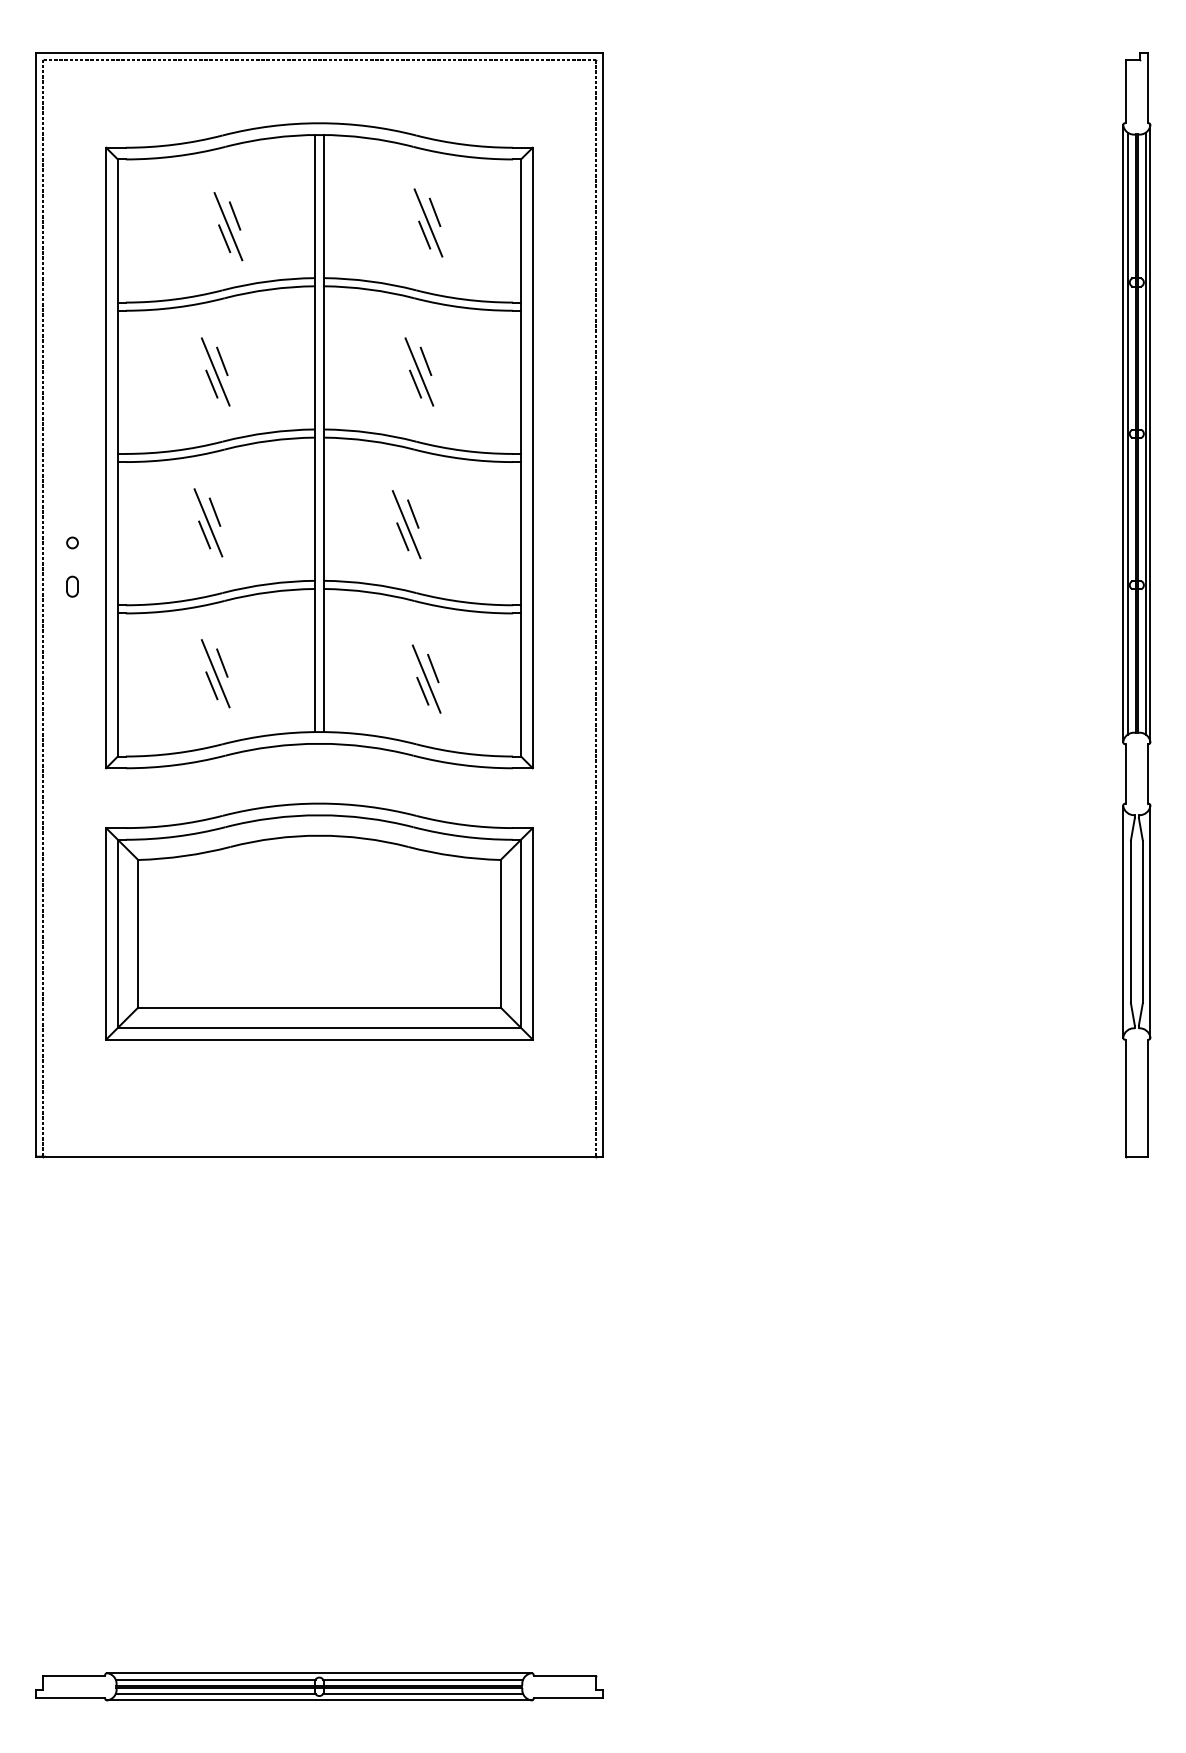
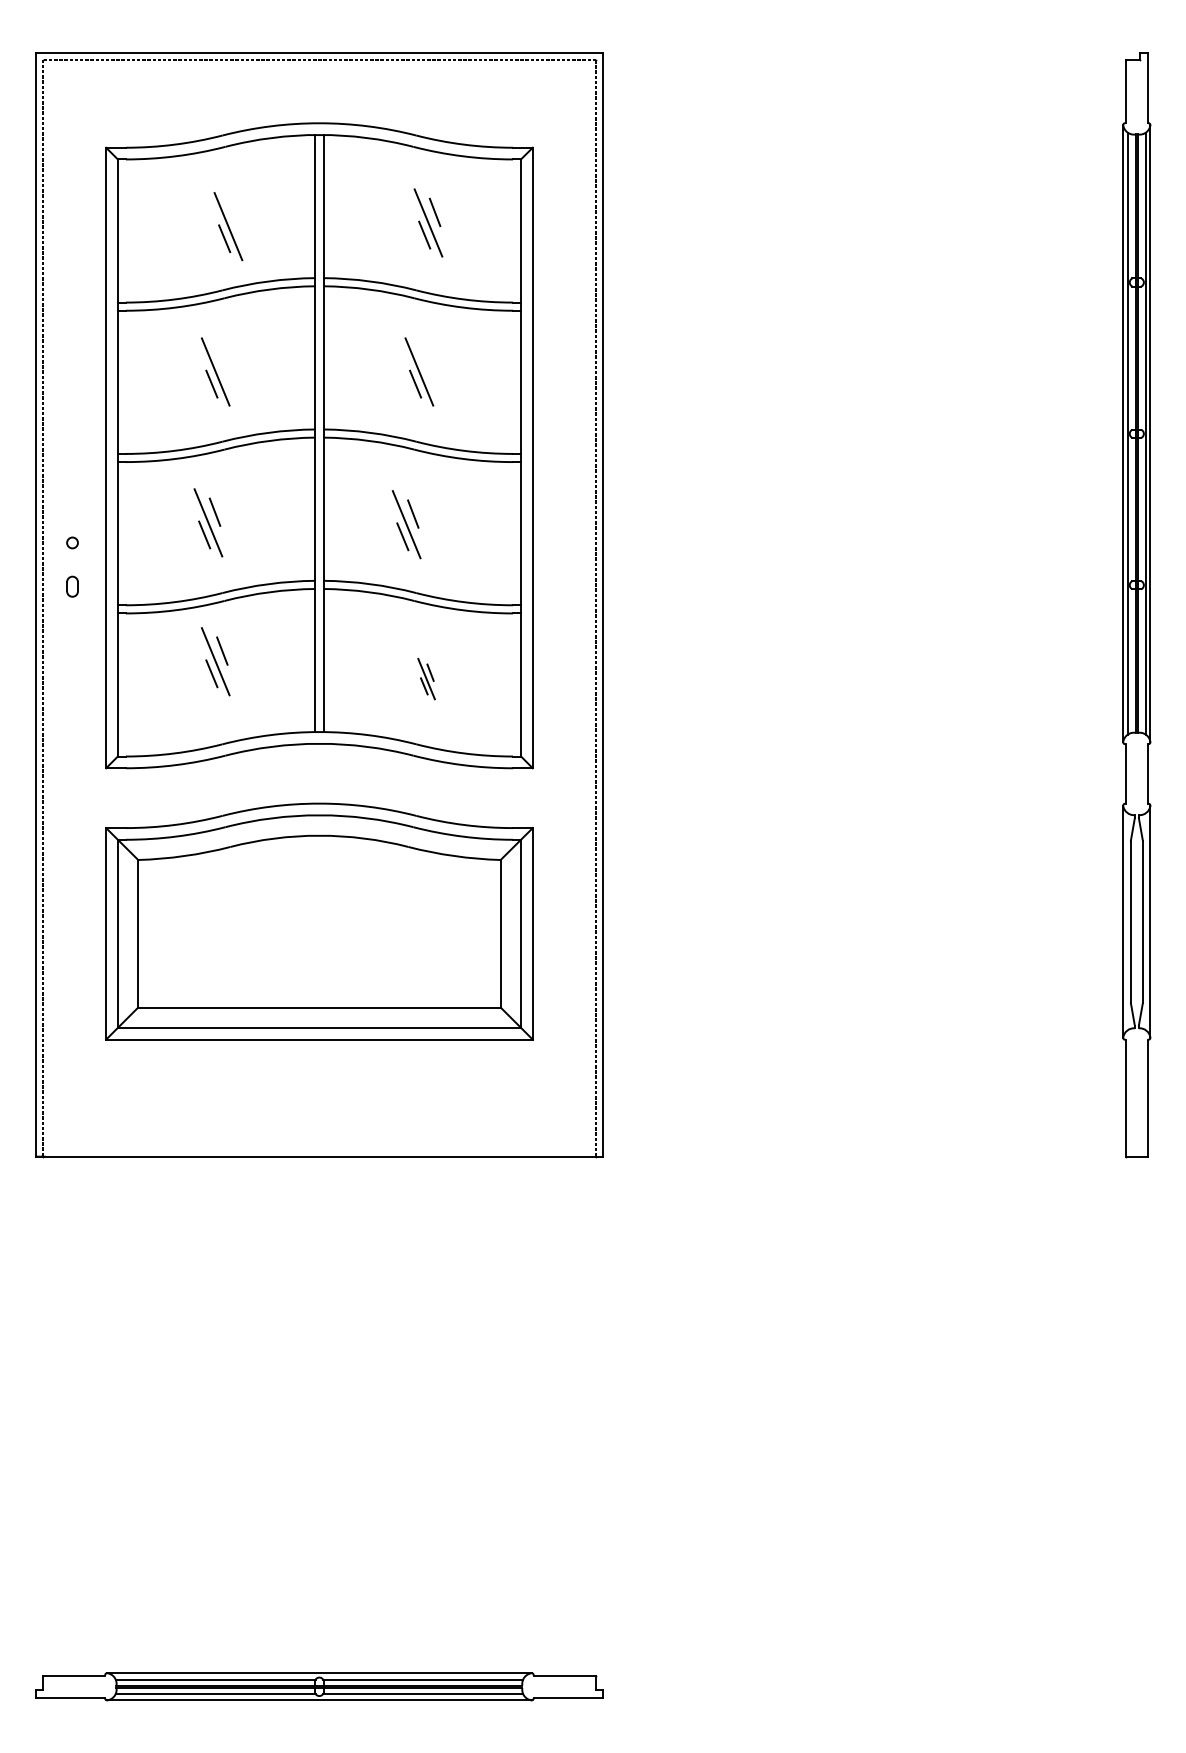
line: present -> none (234, 215)
line: present -> none (222, 361)
line: present -> none (425, 361)
part position: (215, 673) -> (215, 661) (215, 661)
part size: 31x70 px -> 19x44 px (426, 678)
